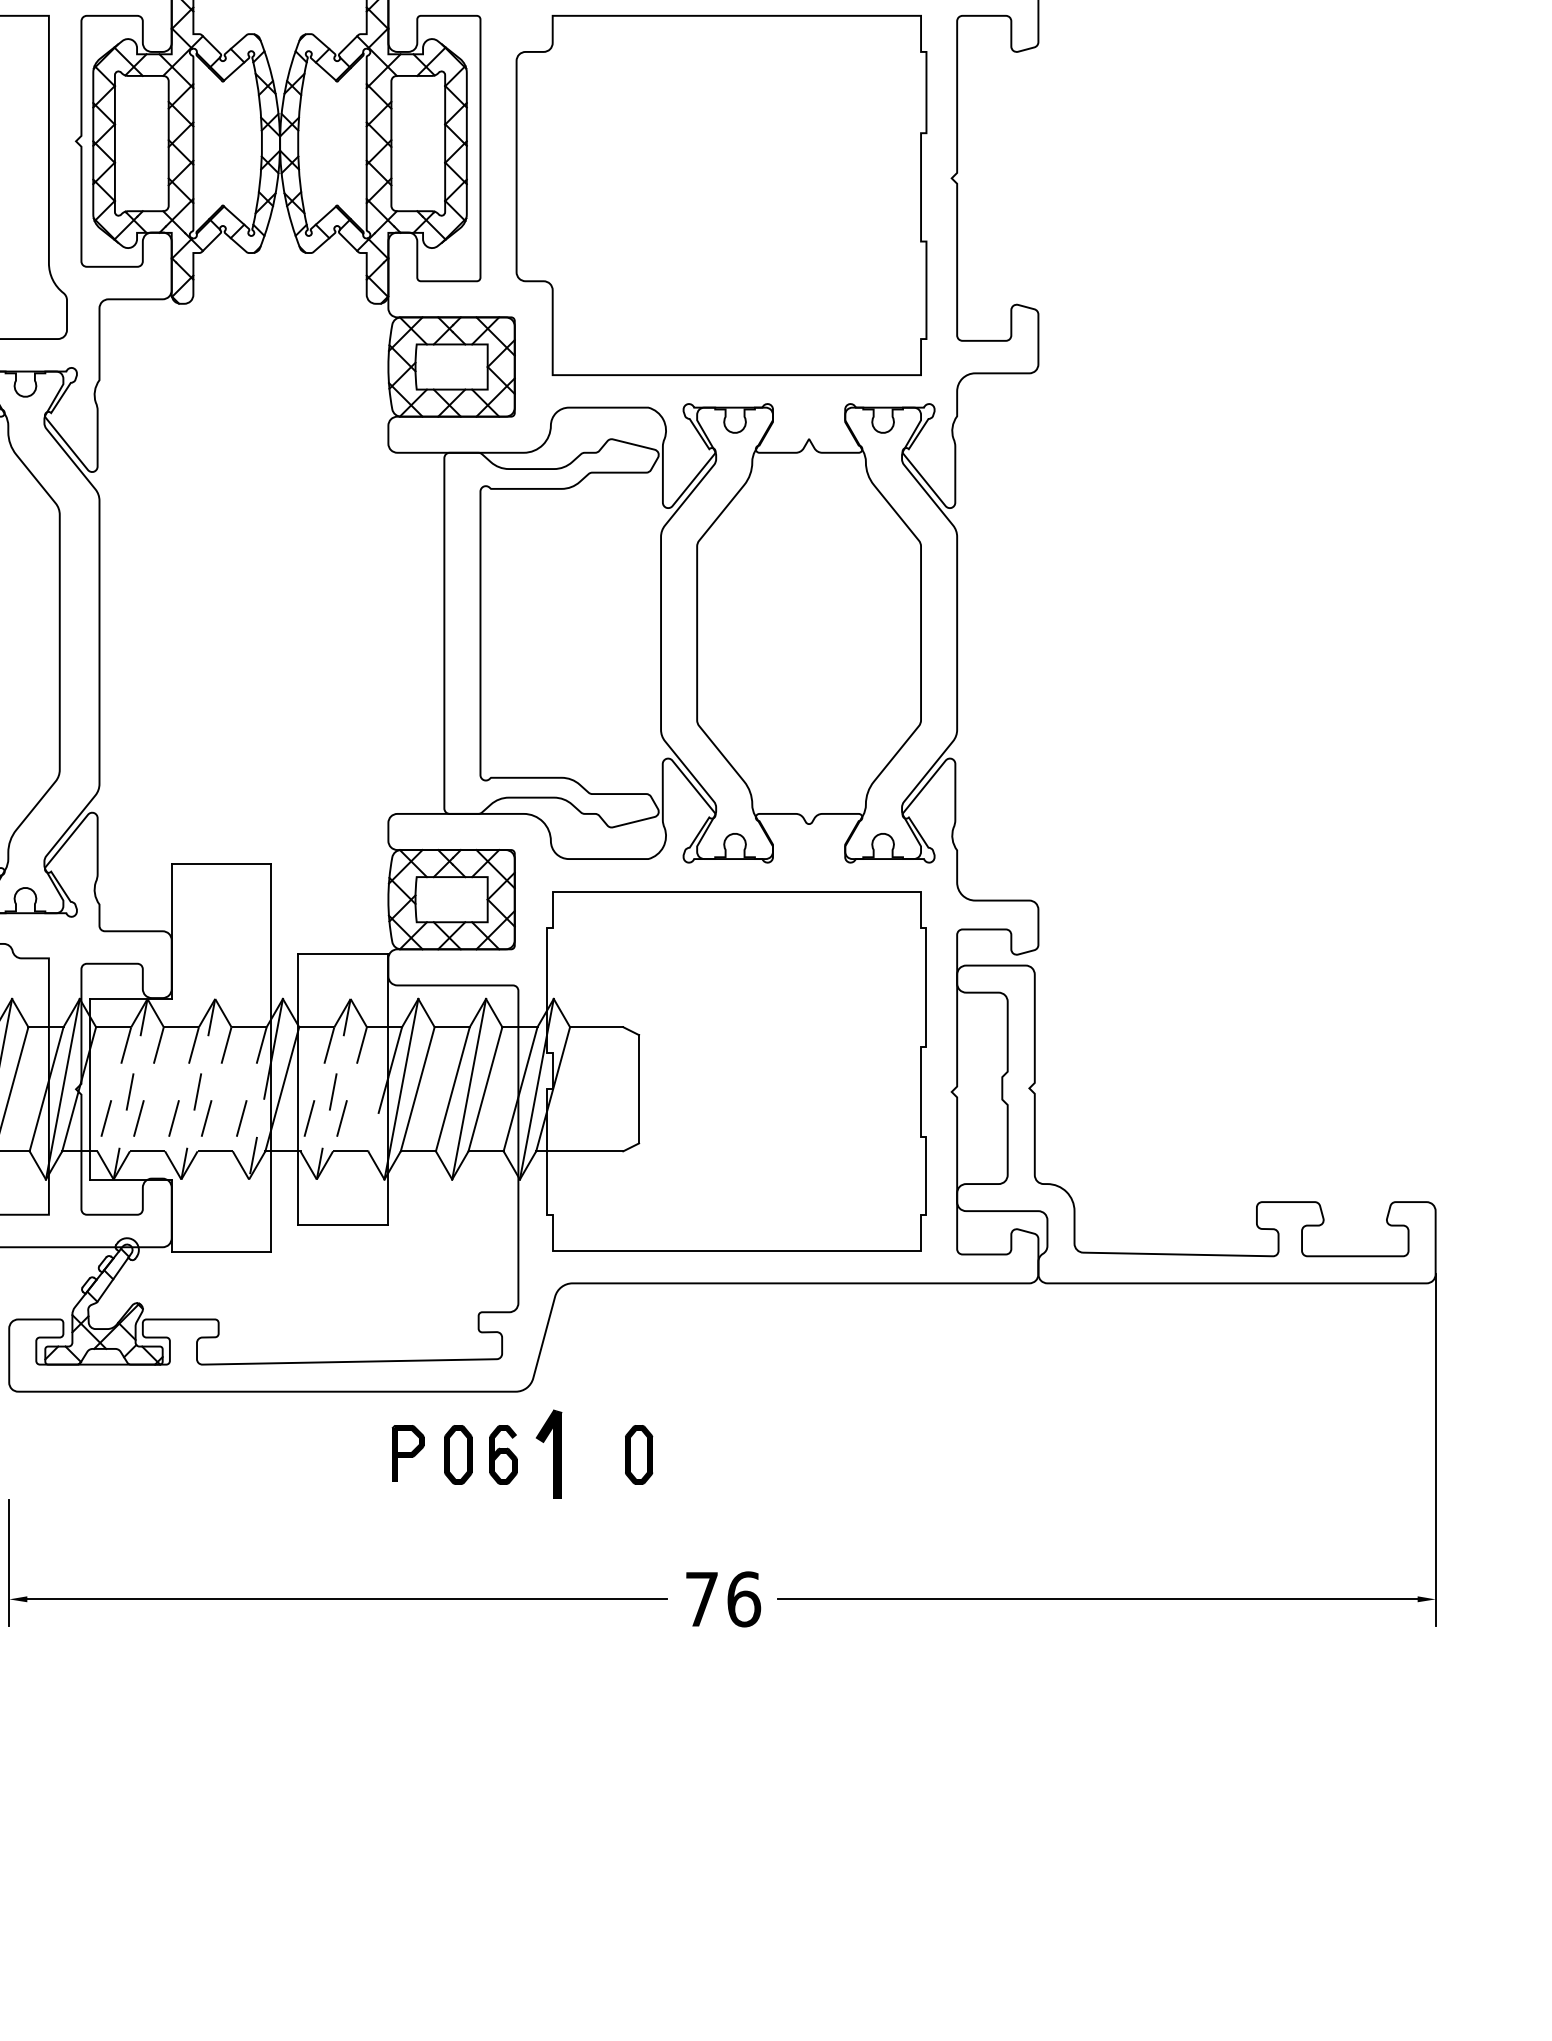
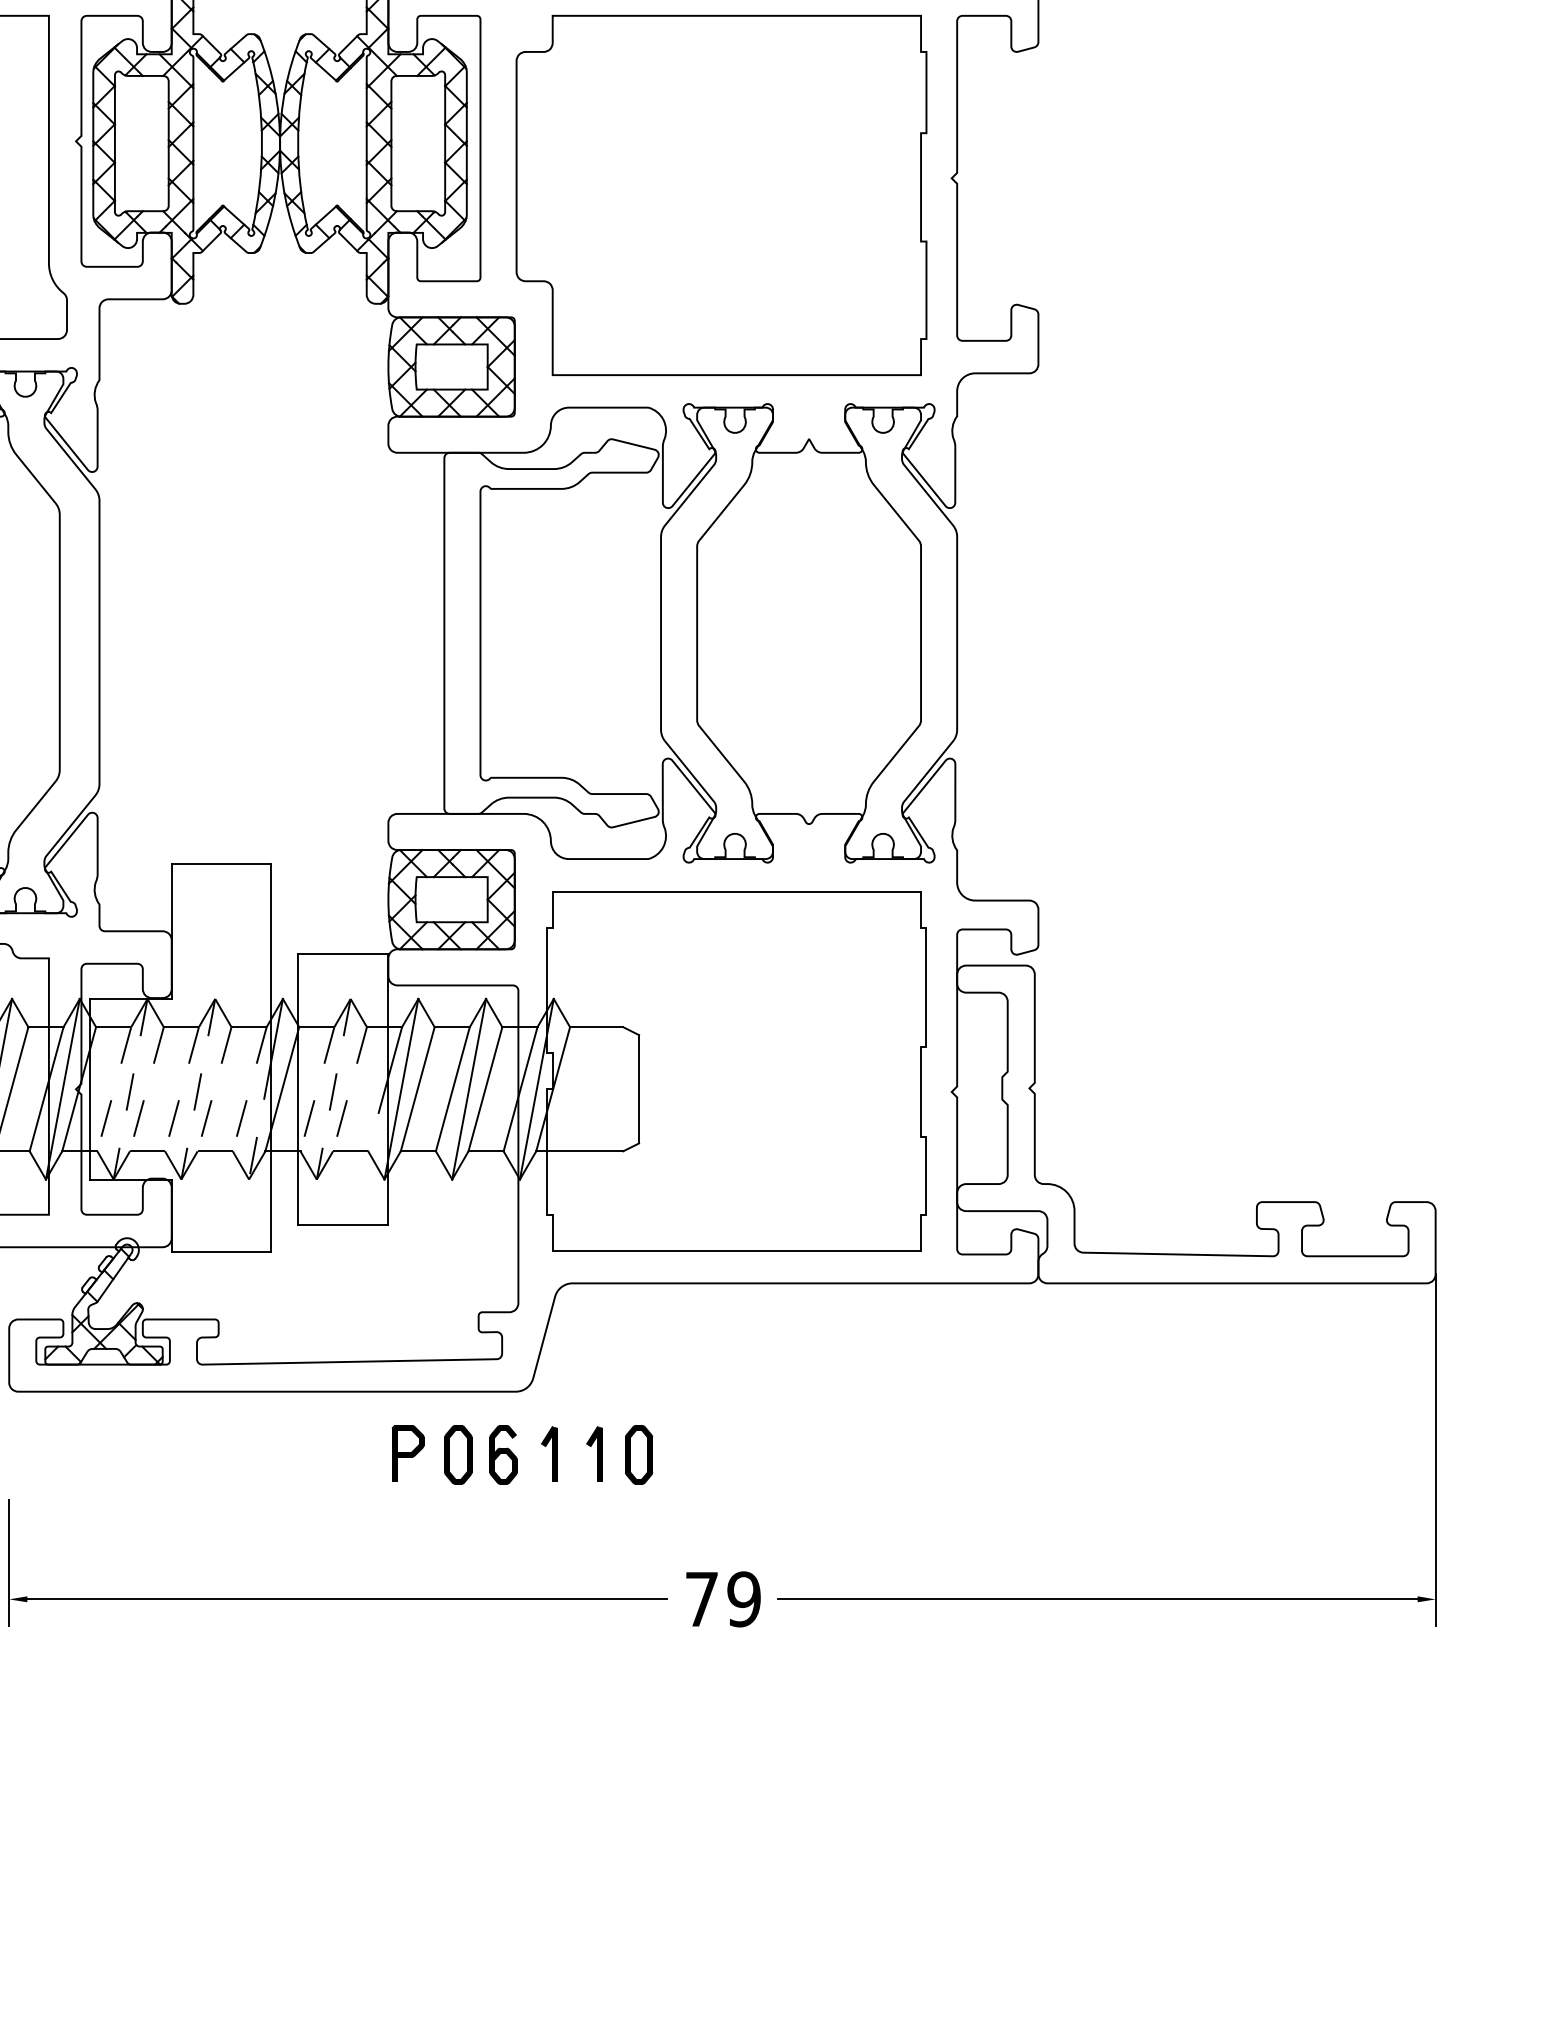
part size: 28x90 px -> 17x56 px (549, 1453)
part: none -> present (594, 1453)
text: 76 -> 79 (744, 1599)
